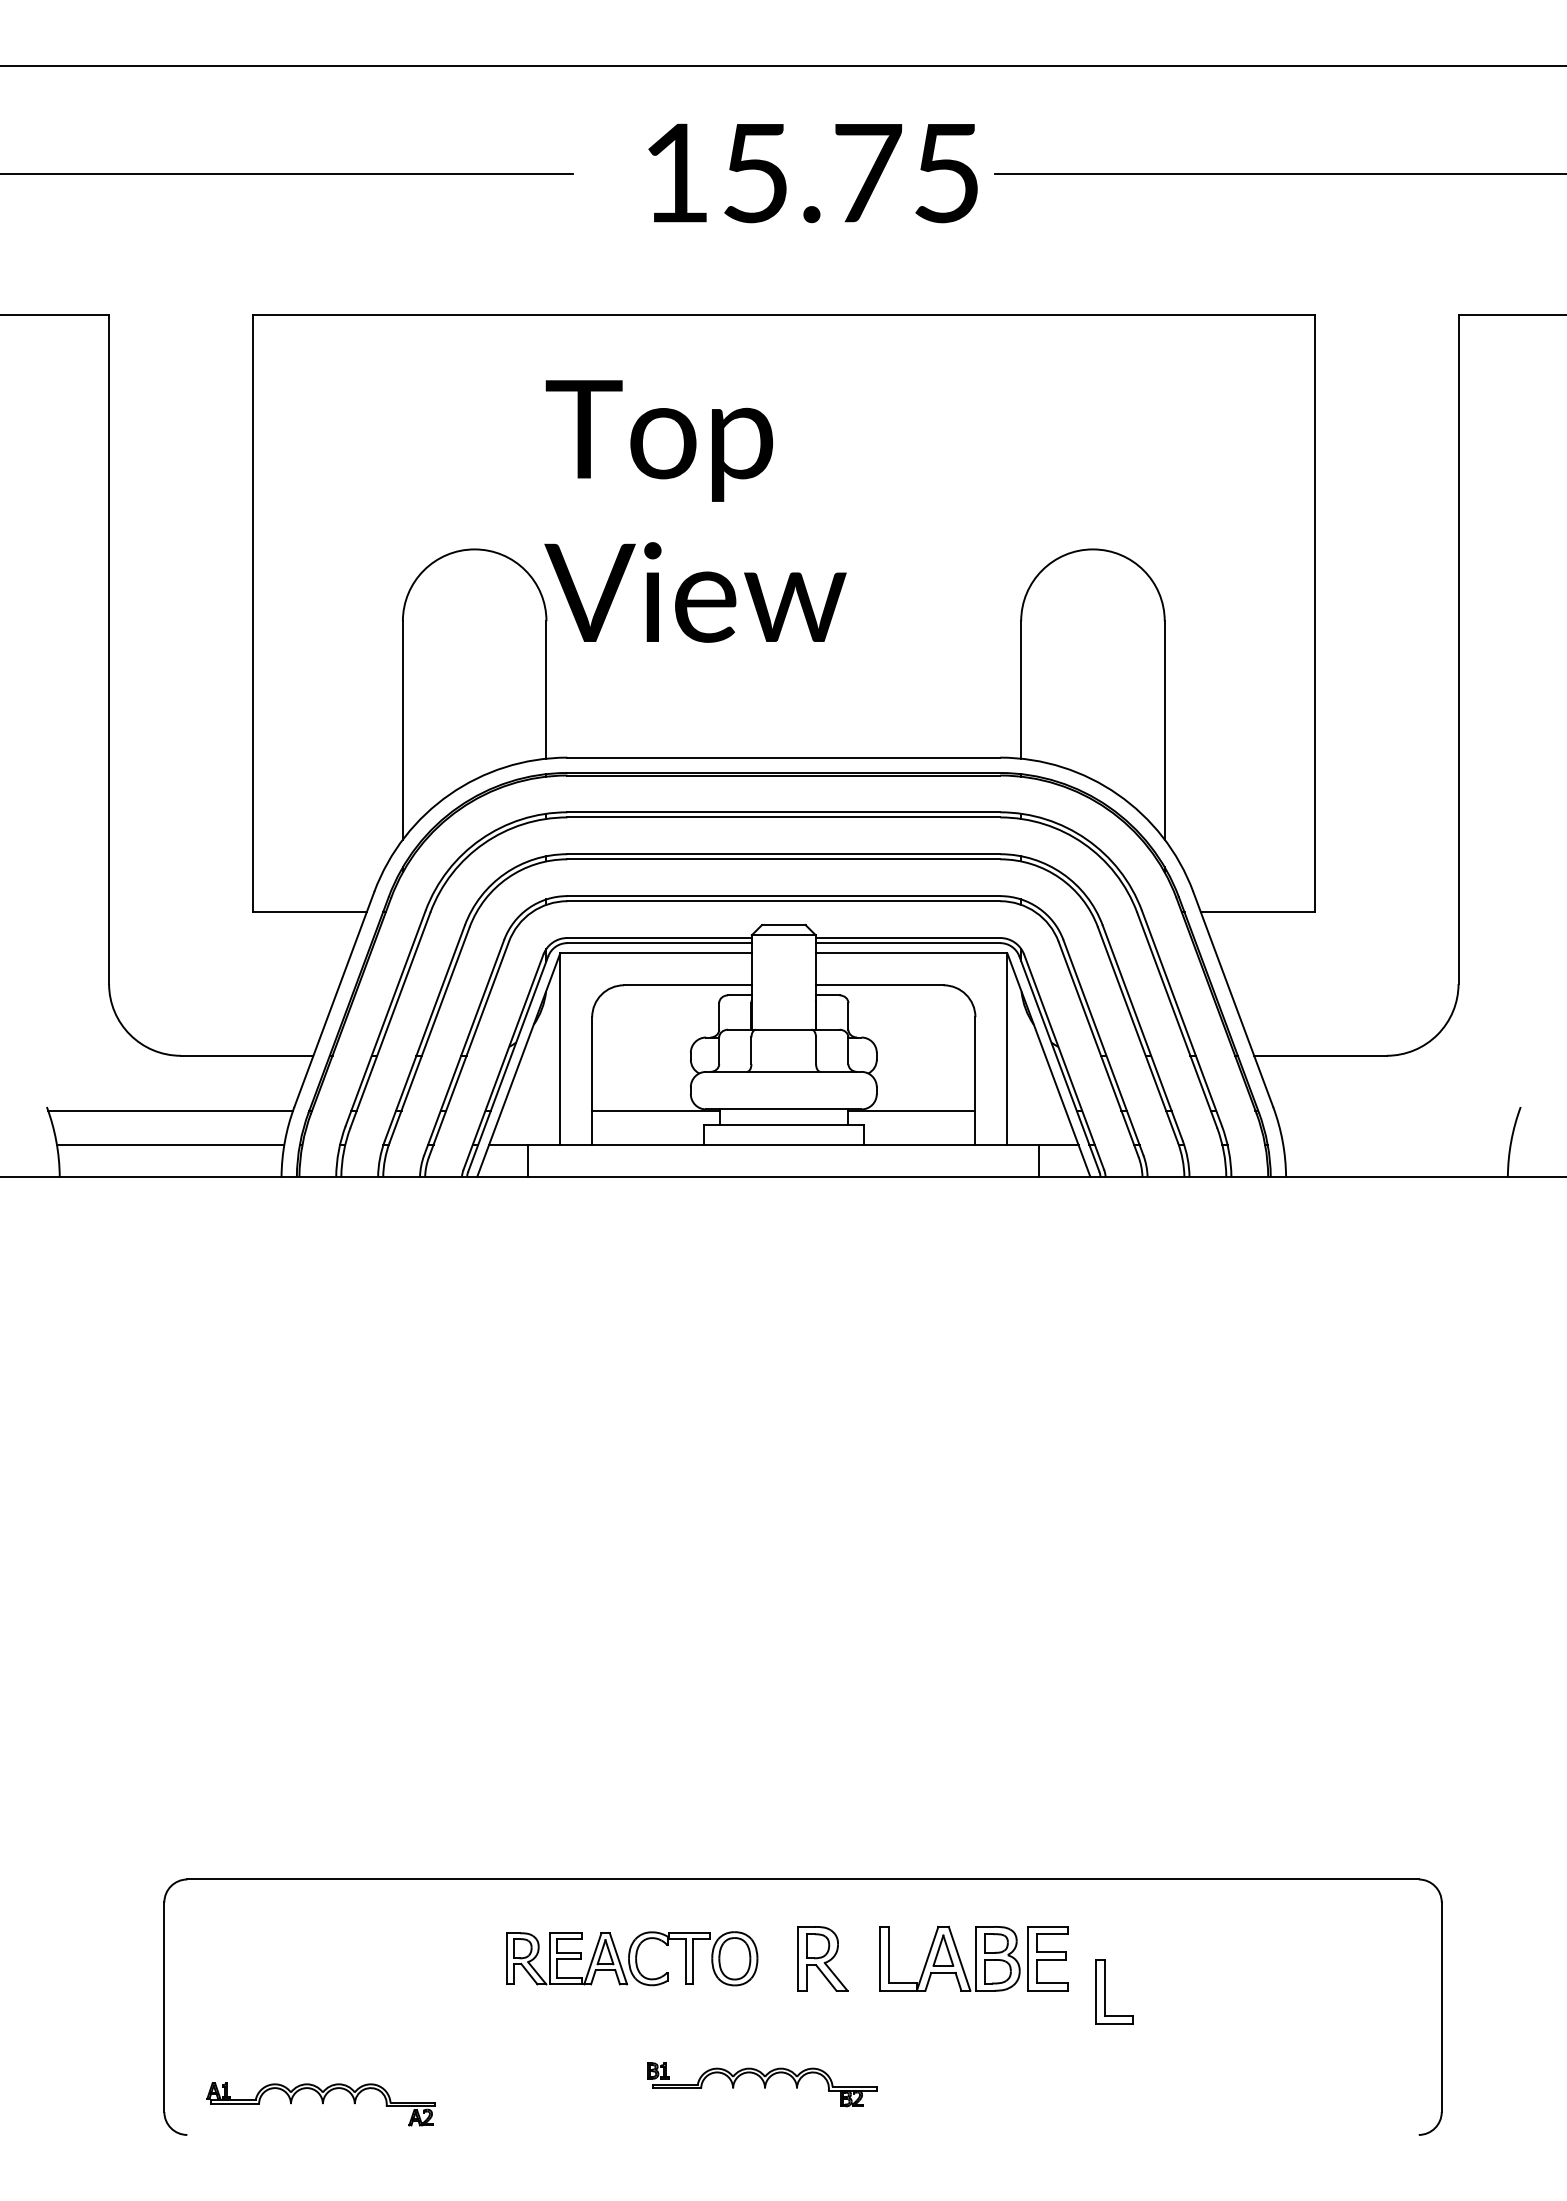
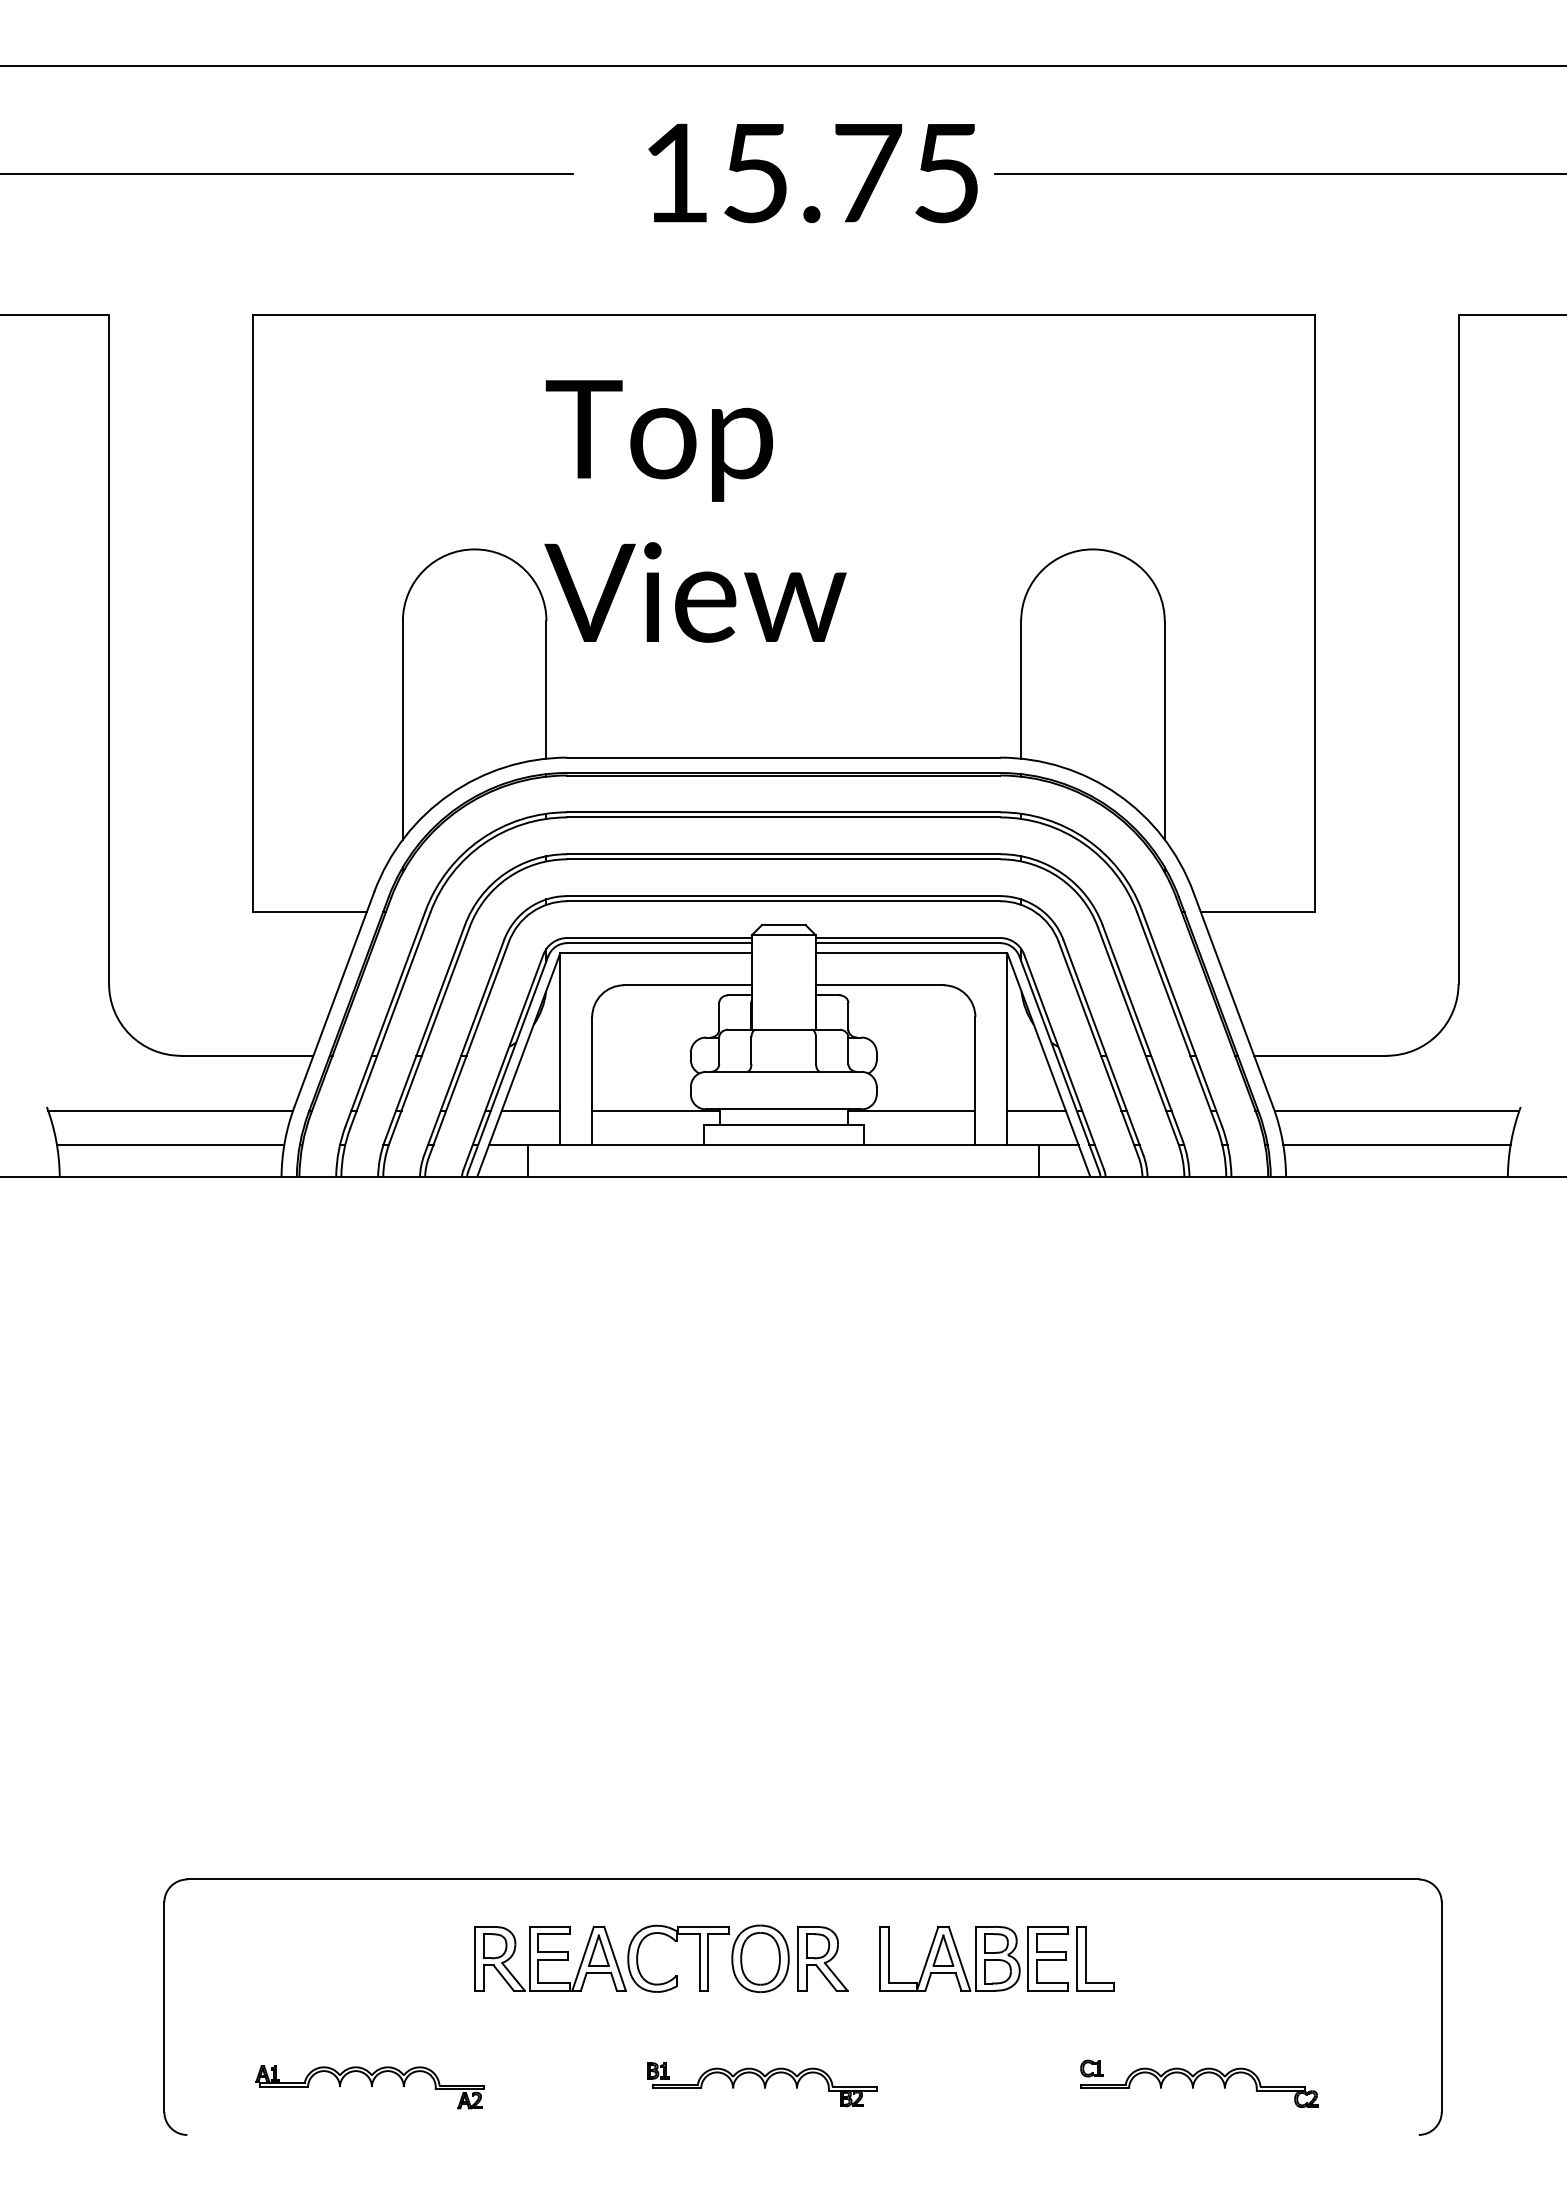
line: none -> present (530, 1110)
line: none -> present (1036, 1110)
line: none -> present (1396, 1110)
line: none -> present (1396, 1144)
part size: 253x56 px -> 316x69 px (631, 1958)
part position: (1105, 1991) -> (1086, 1958) (1086, 1958)
part: none -> present (1199, 2083)
part position: (320, 2104) -> (369, 2087) (369, 2087)
